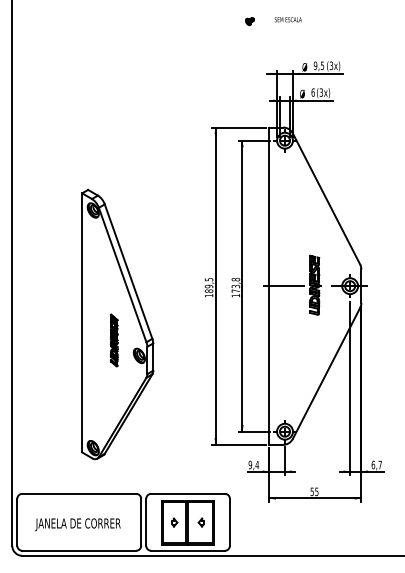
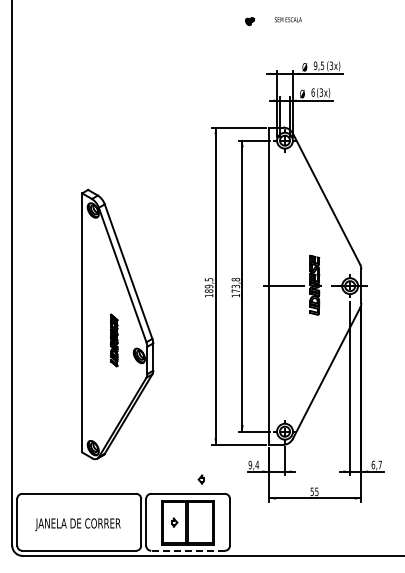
part position: (200, 522) -> (200, 479) (200, 479)
line: solid -> dashed (188, 550)
